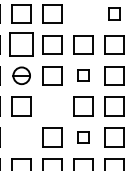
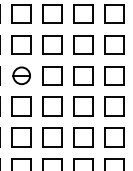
part: none -> present (83, 13)
part size: 13x14 px -> 21x20 px (114, 13)
part size: 25x25 px -> 21x20 px (21, 44)
part size: 13x13 px -> 21x20 px (83, 75)
part: none -> present (52, 106)
part: none -> present (21, 137)
part size: 13x13 px -> 21x21 px (83, 137)
